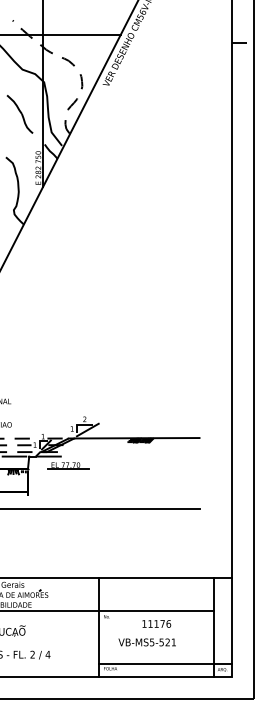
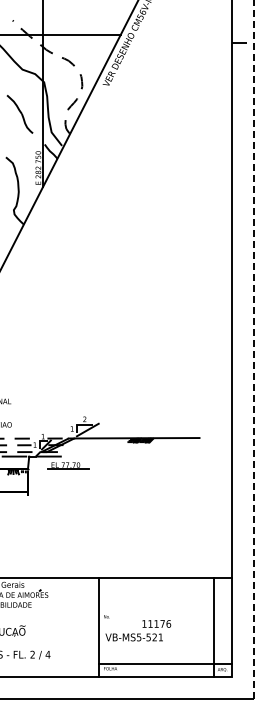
line: solid -> dashed (253, 349)
line: present -> none (101, 508)
line: present -> none (108, 610)
text position: (146, 642) -> (133, 637) (133, 637)
